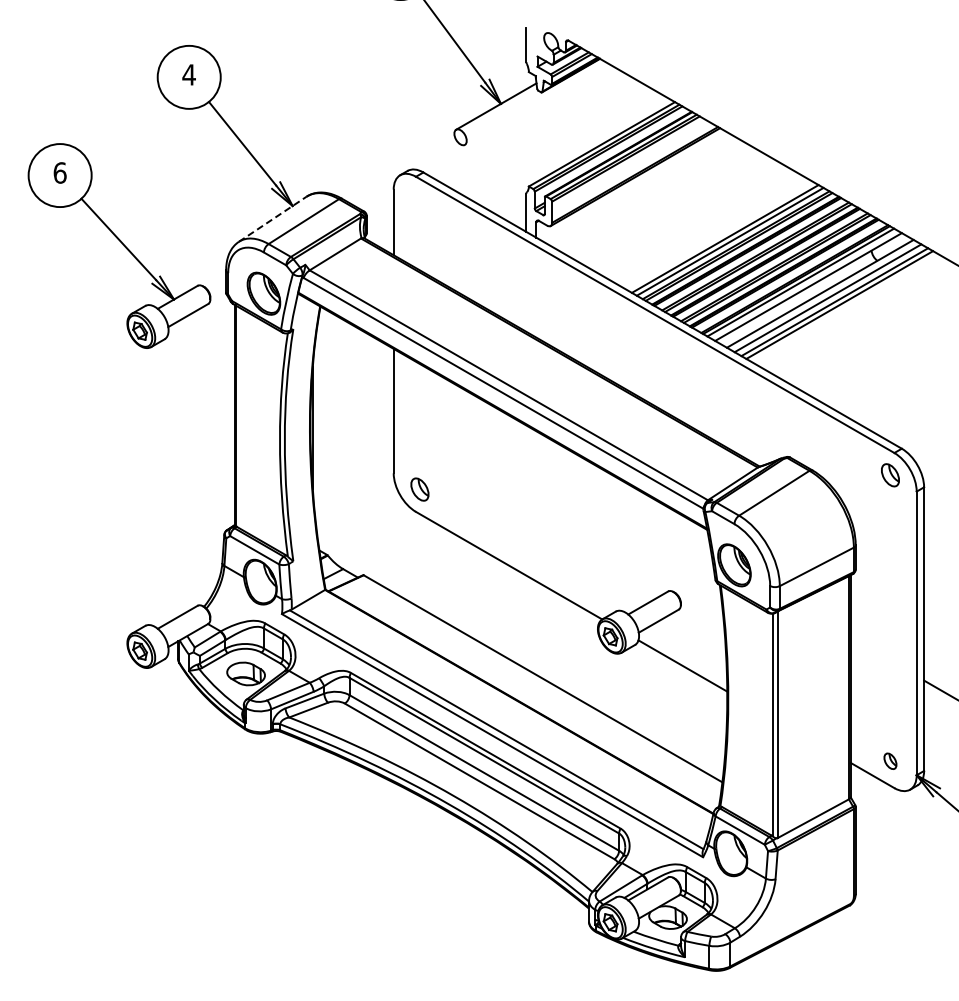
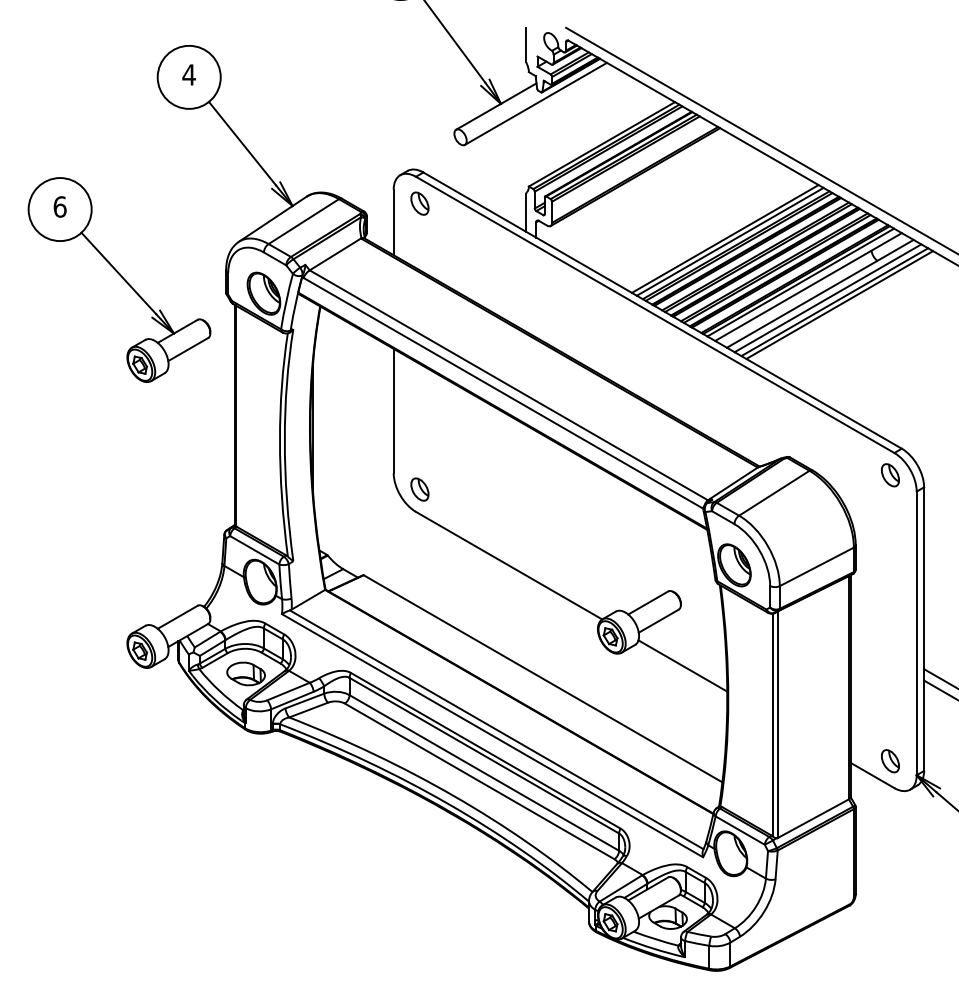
line: none -> present (535, 103)
line: none -> present (760, 139)
part: none -> present (419, 203)
line: dashed -> solid (272, 219)
part position: (119, 245) -> (119, 279) (119, 279)
line: none -> present (939, 678)
part size: 15x18 px -> 19x25 px (890, 761)
